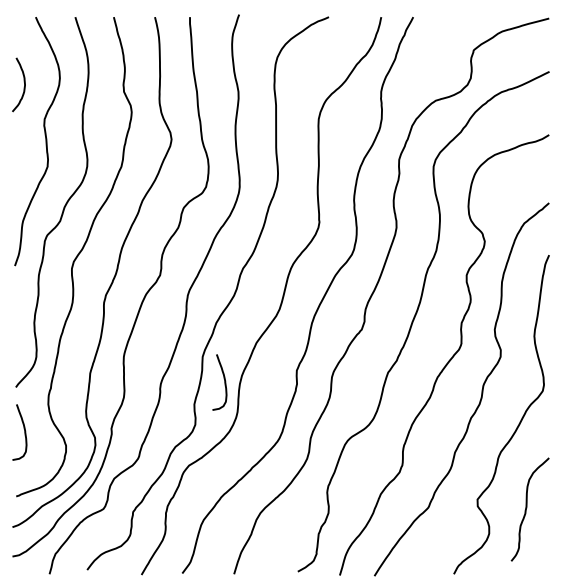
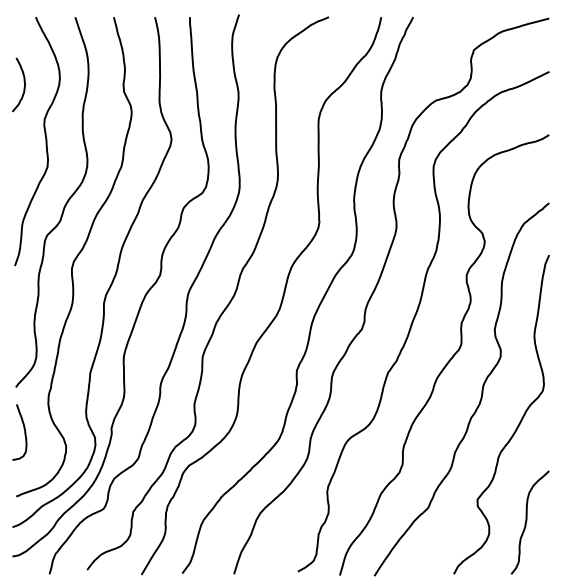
curve: present -> none (224, 382)
curve position: (527, 508) -> (527, 521) (527, 521)
